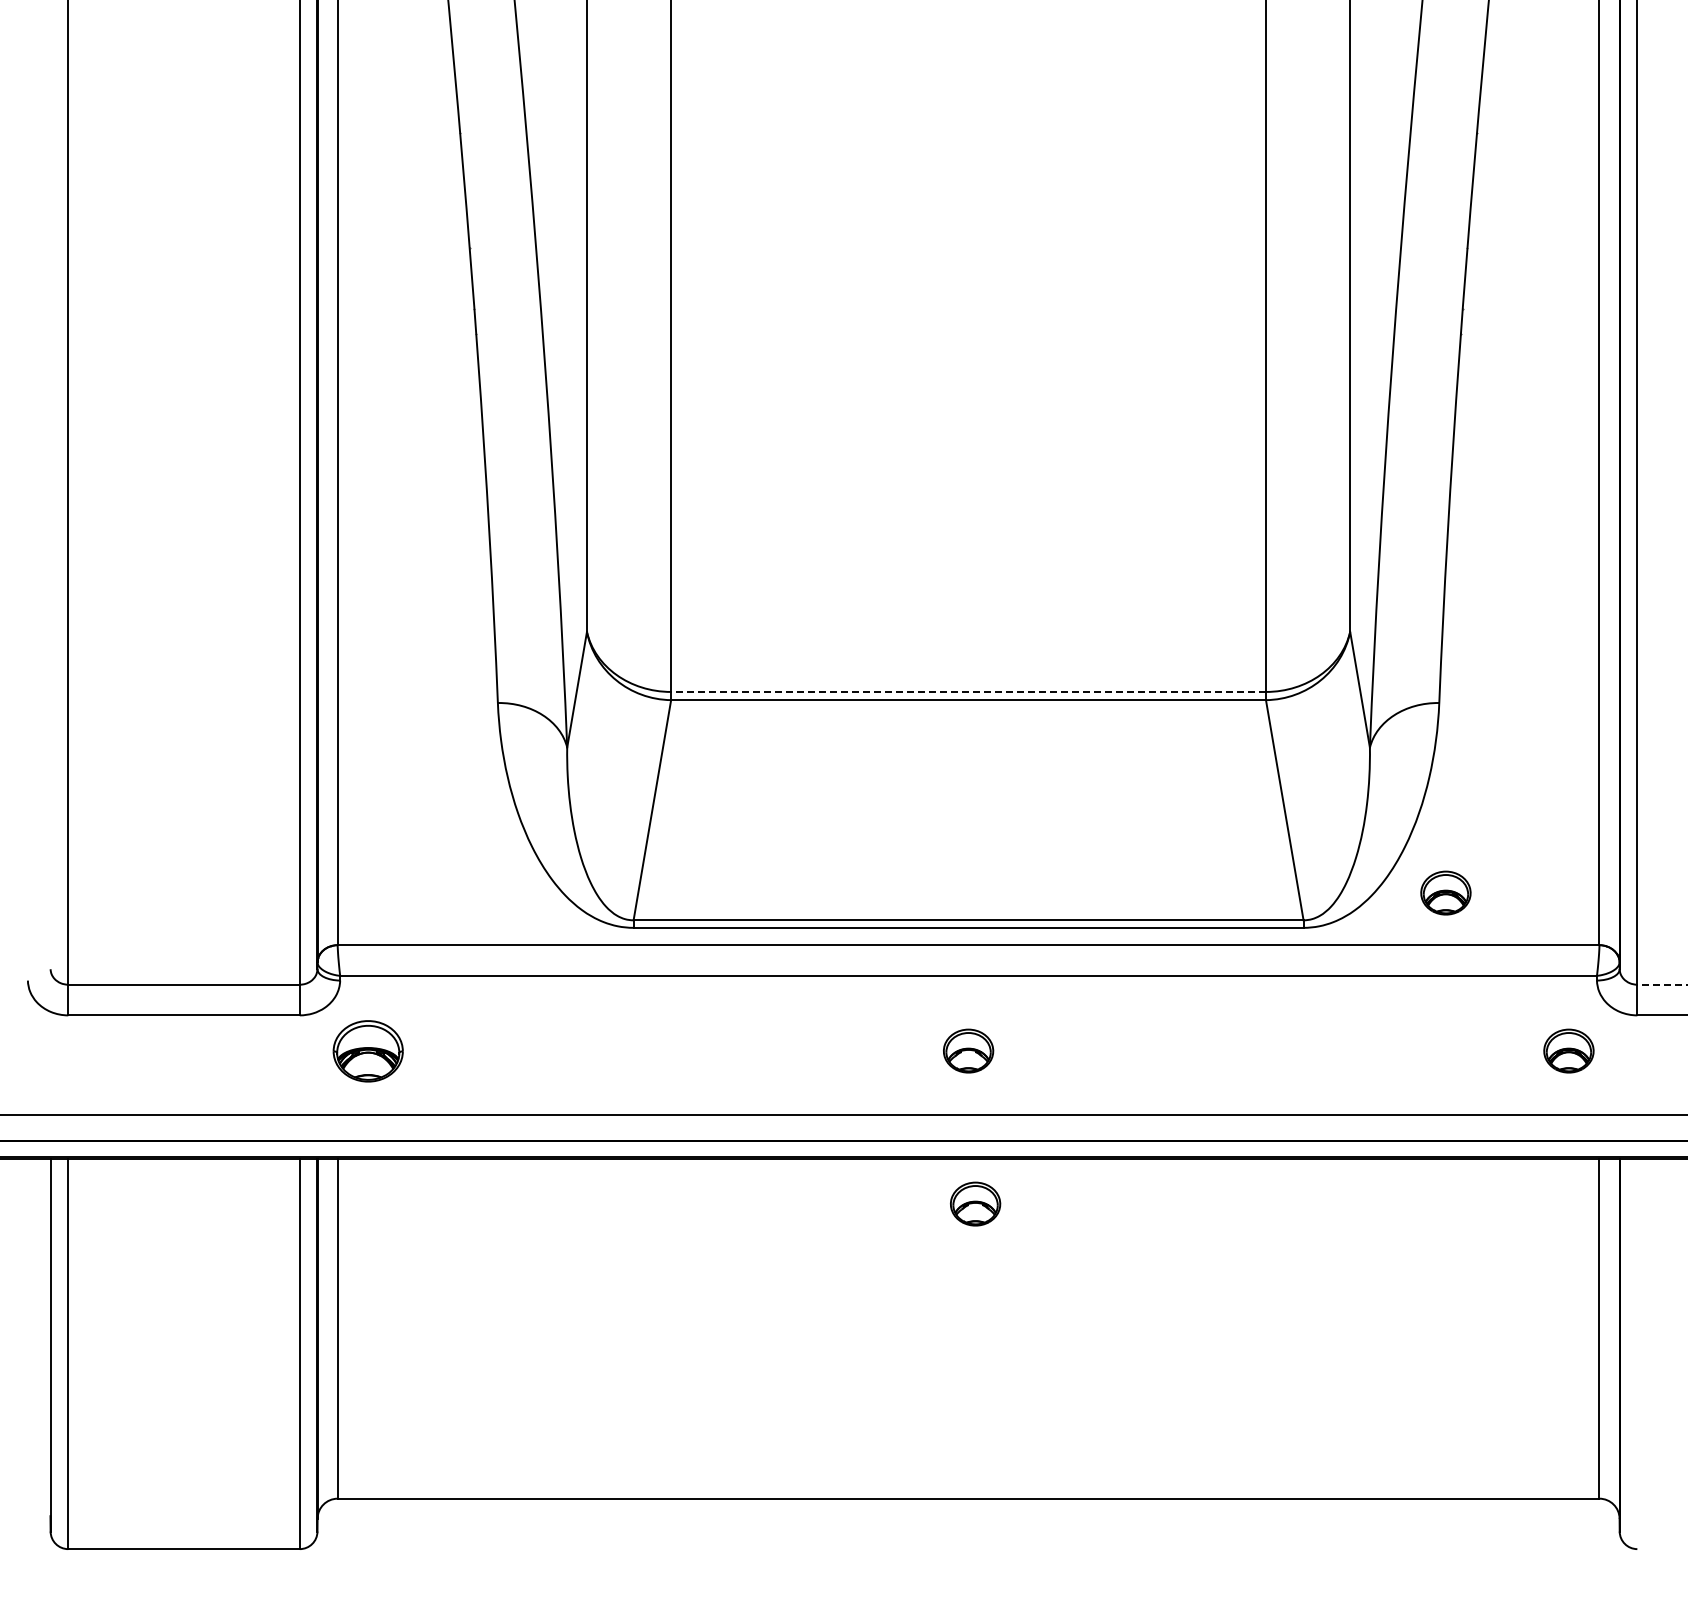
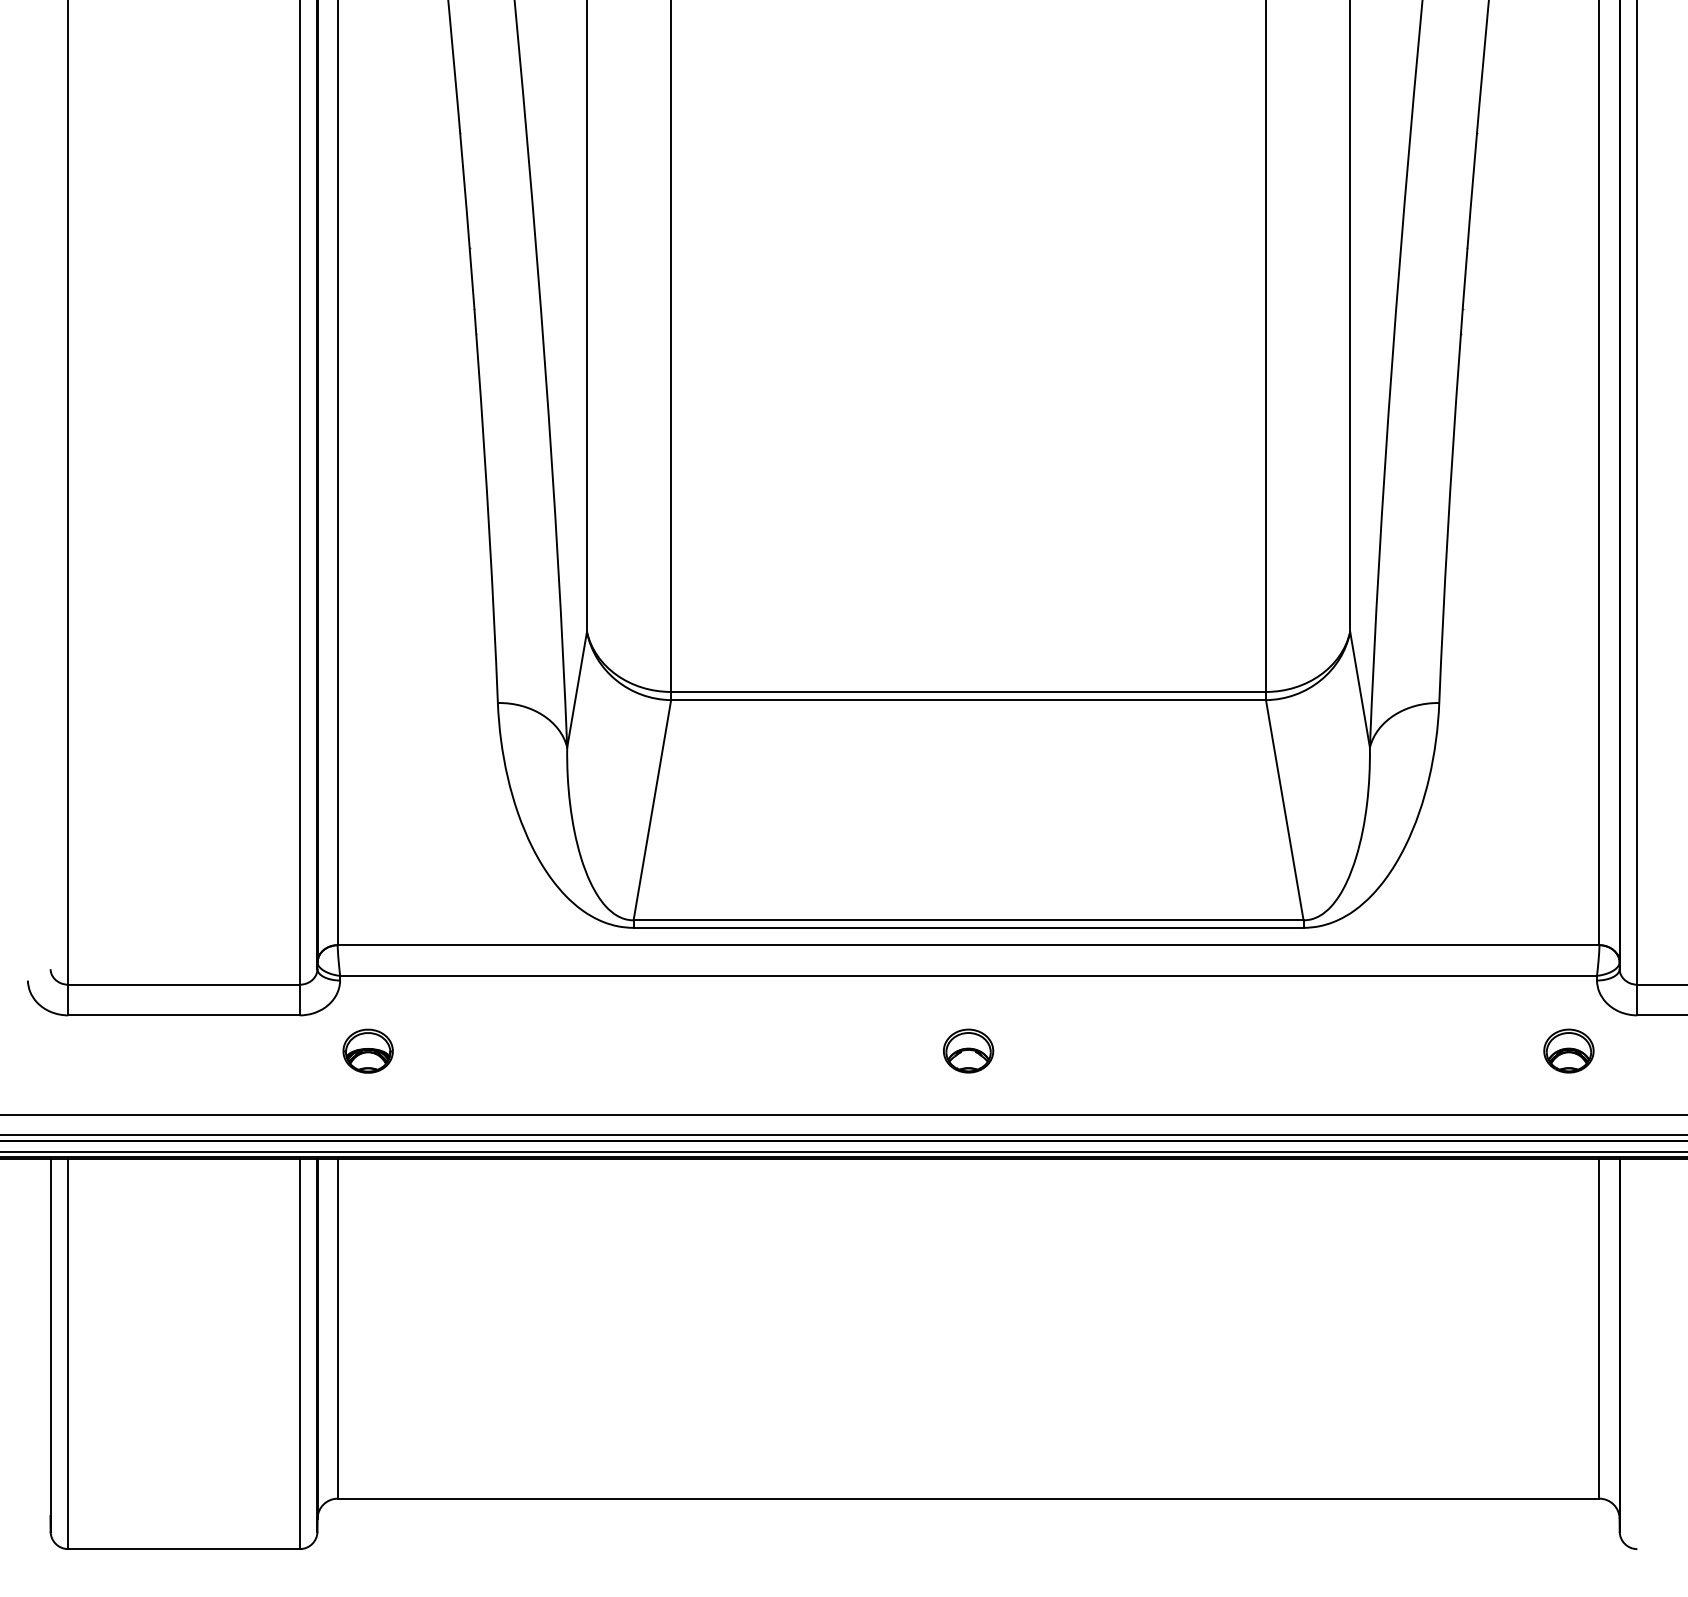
line: dashed -> solid (968, 691)
part: present -> none (1445, 892)
line: dashed -> solid (1662, 984)
part size: 72x63 px -> 52x46 px (367, 1050)
line: none -> present (843, 1135)
line: none -> present (843, 1151)
part: present -> none (975, 1203)
